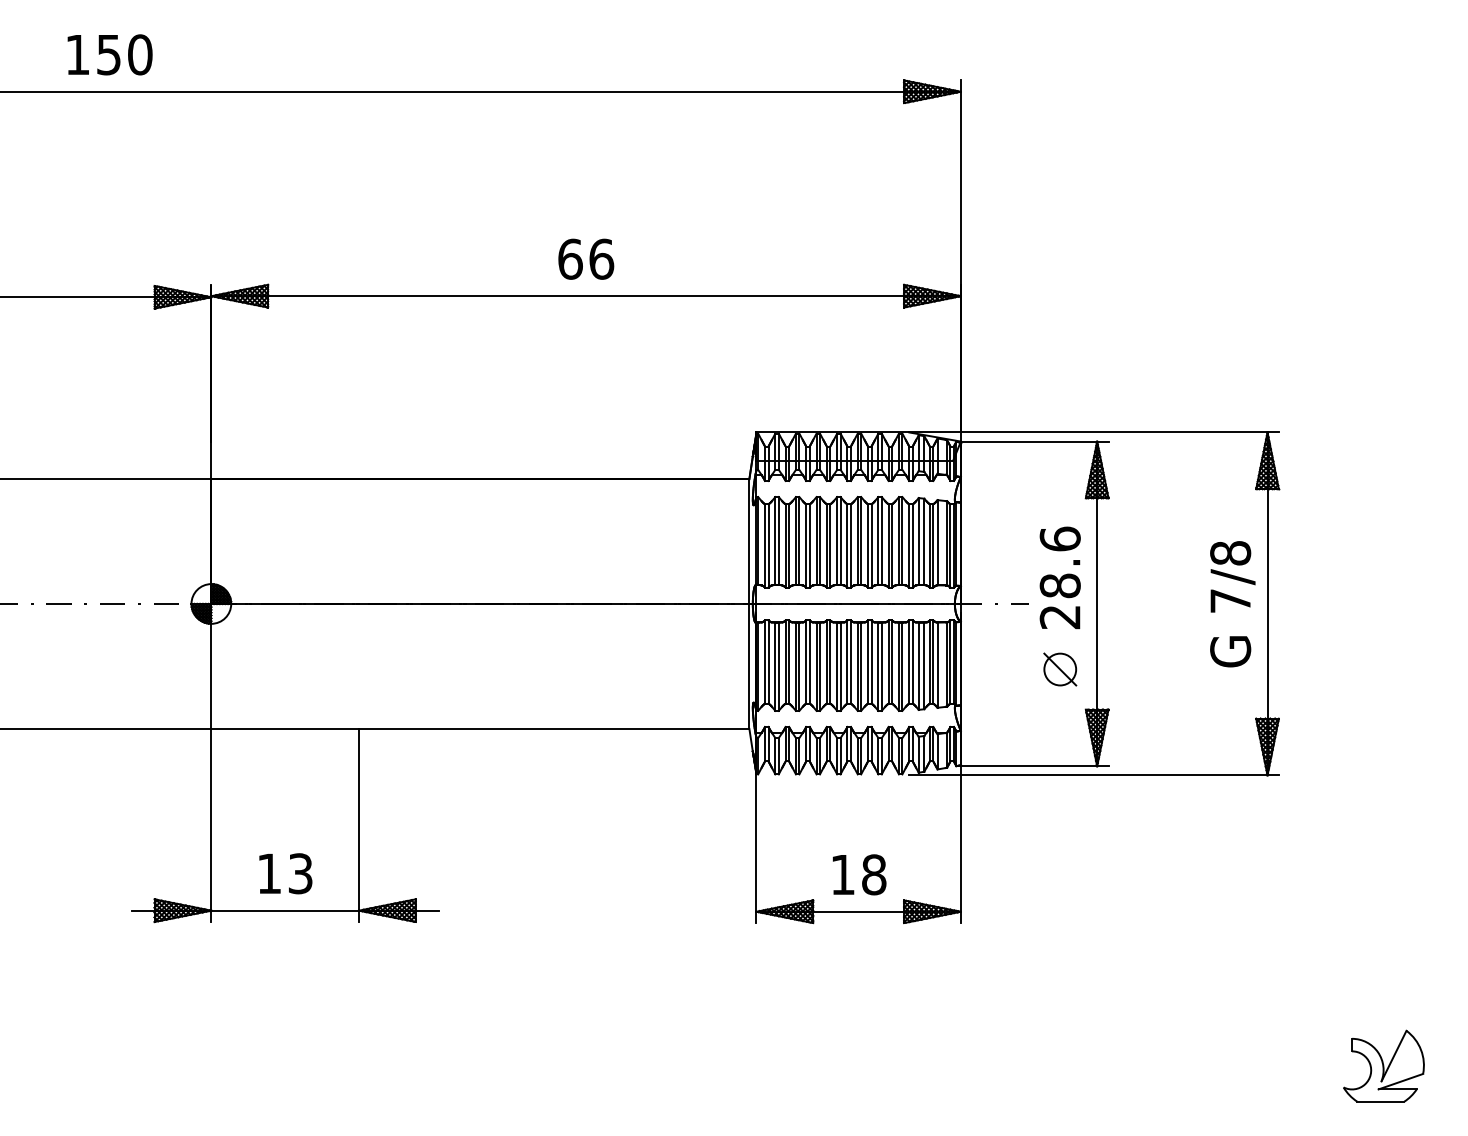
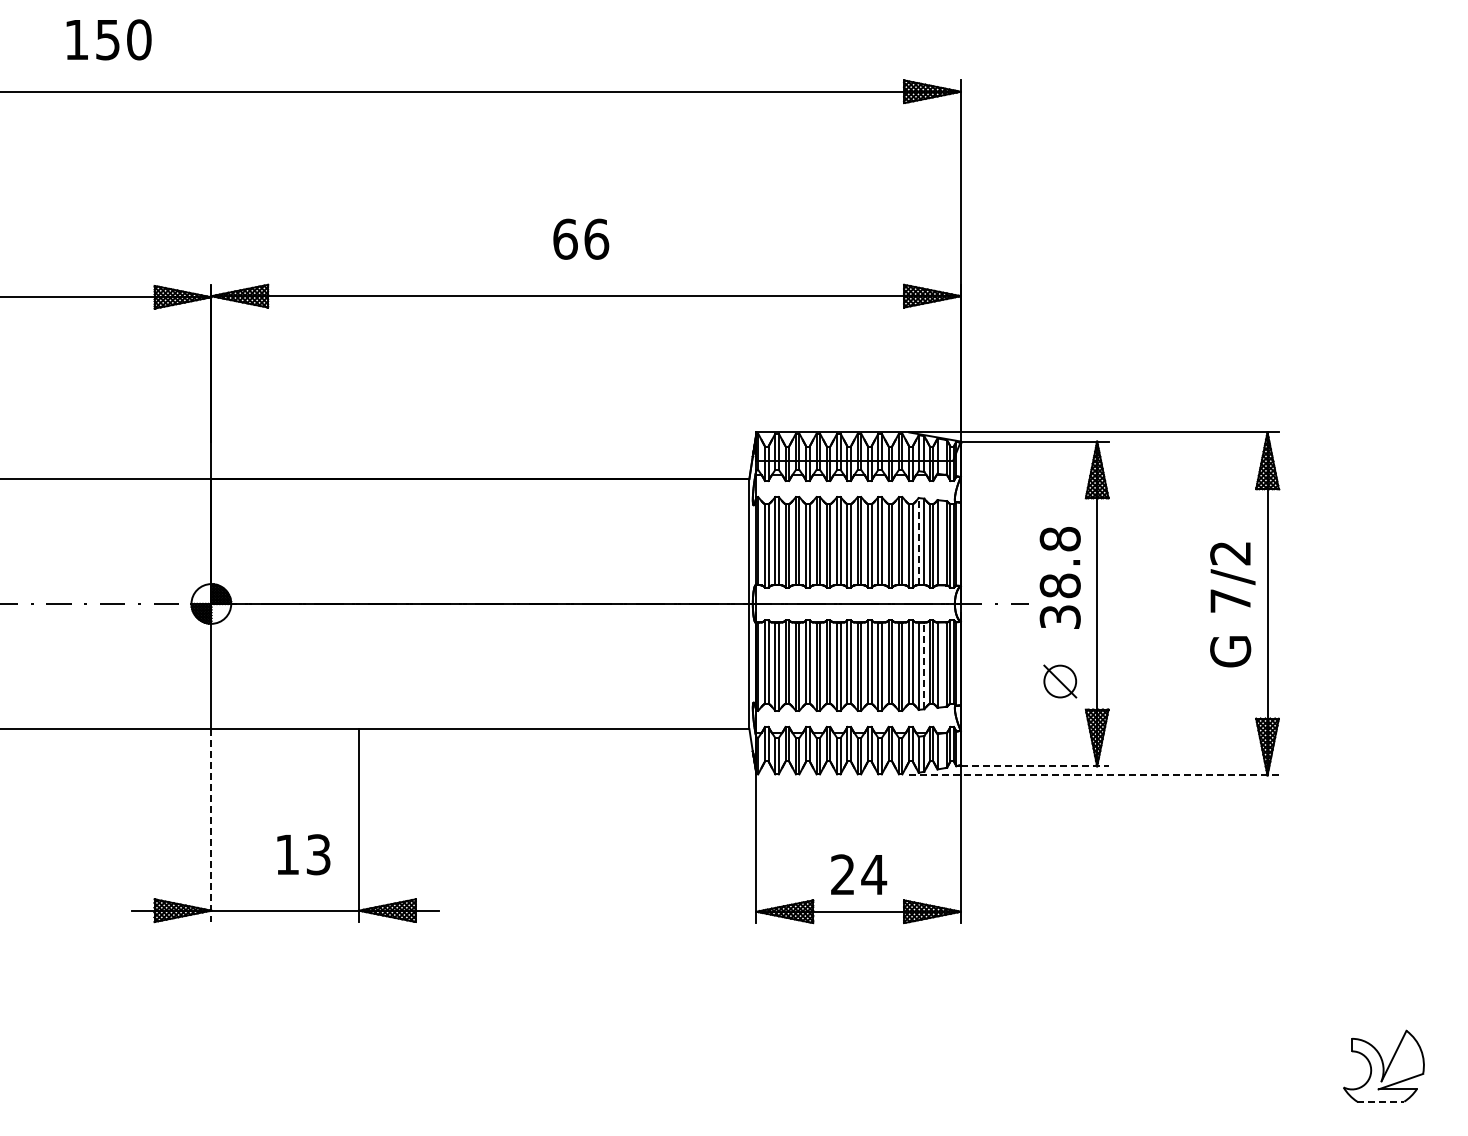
text position: (109, 54) -> (108, 39) (108, 39)
text position: (586, 258) -> (581, 238) (581, 238)
line: solid -> dashed (918, 541)
text: 7/8 -> 7/2 (1230, 553)
text: 28.6 -> 38.8 (1059, 577)
line: solid -> dashed (924, 665)
part position: (1060, 669) -> (1060, 681) (1060, 681)
line: solid -> dashed (1034, 766)
line: solid -> dashed (1094, 775)
line: solid -> dashed (211, 825)
text position: (285, 873) -> (303, 854) (303, 854)
text: 18 -> 24 (859, 874)
line: solid -> dashed (1380, 1101)
